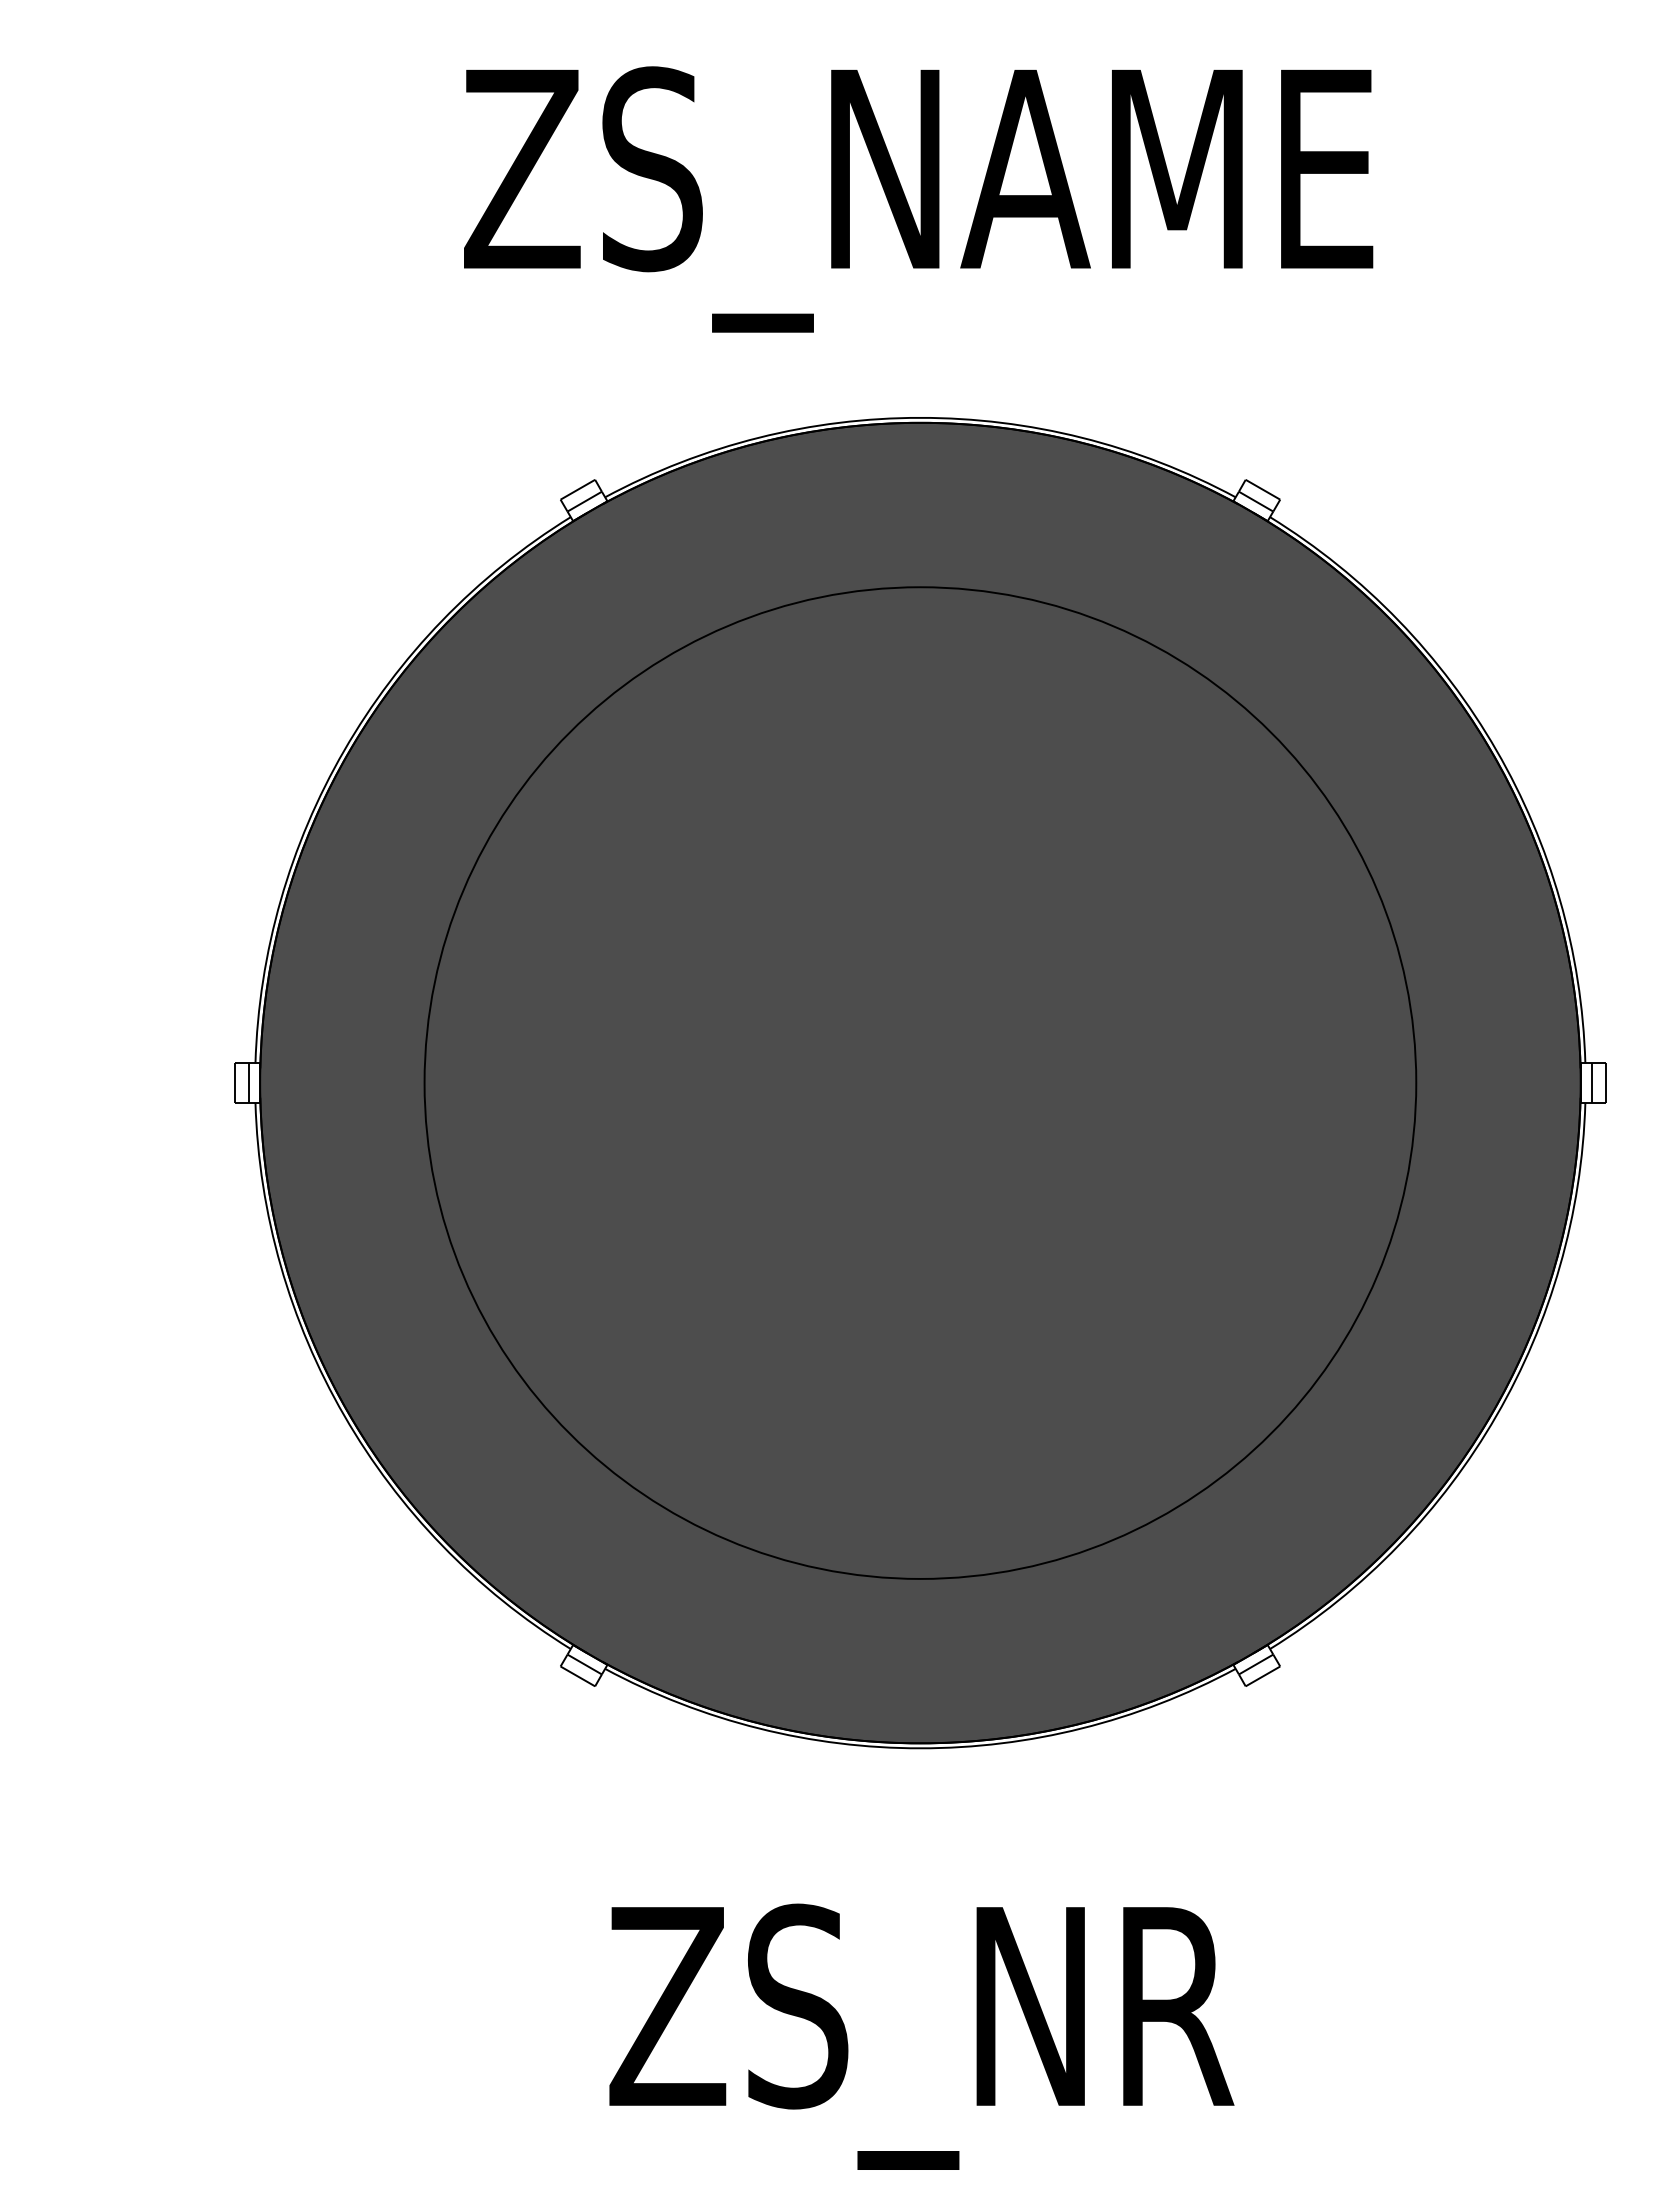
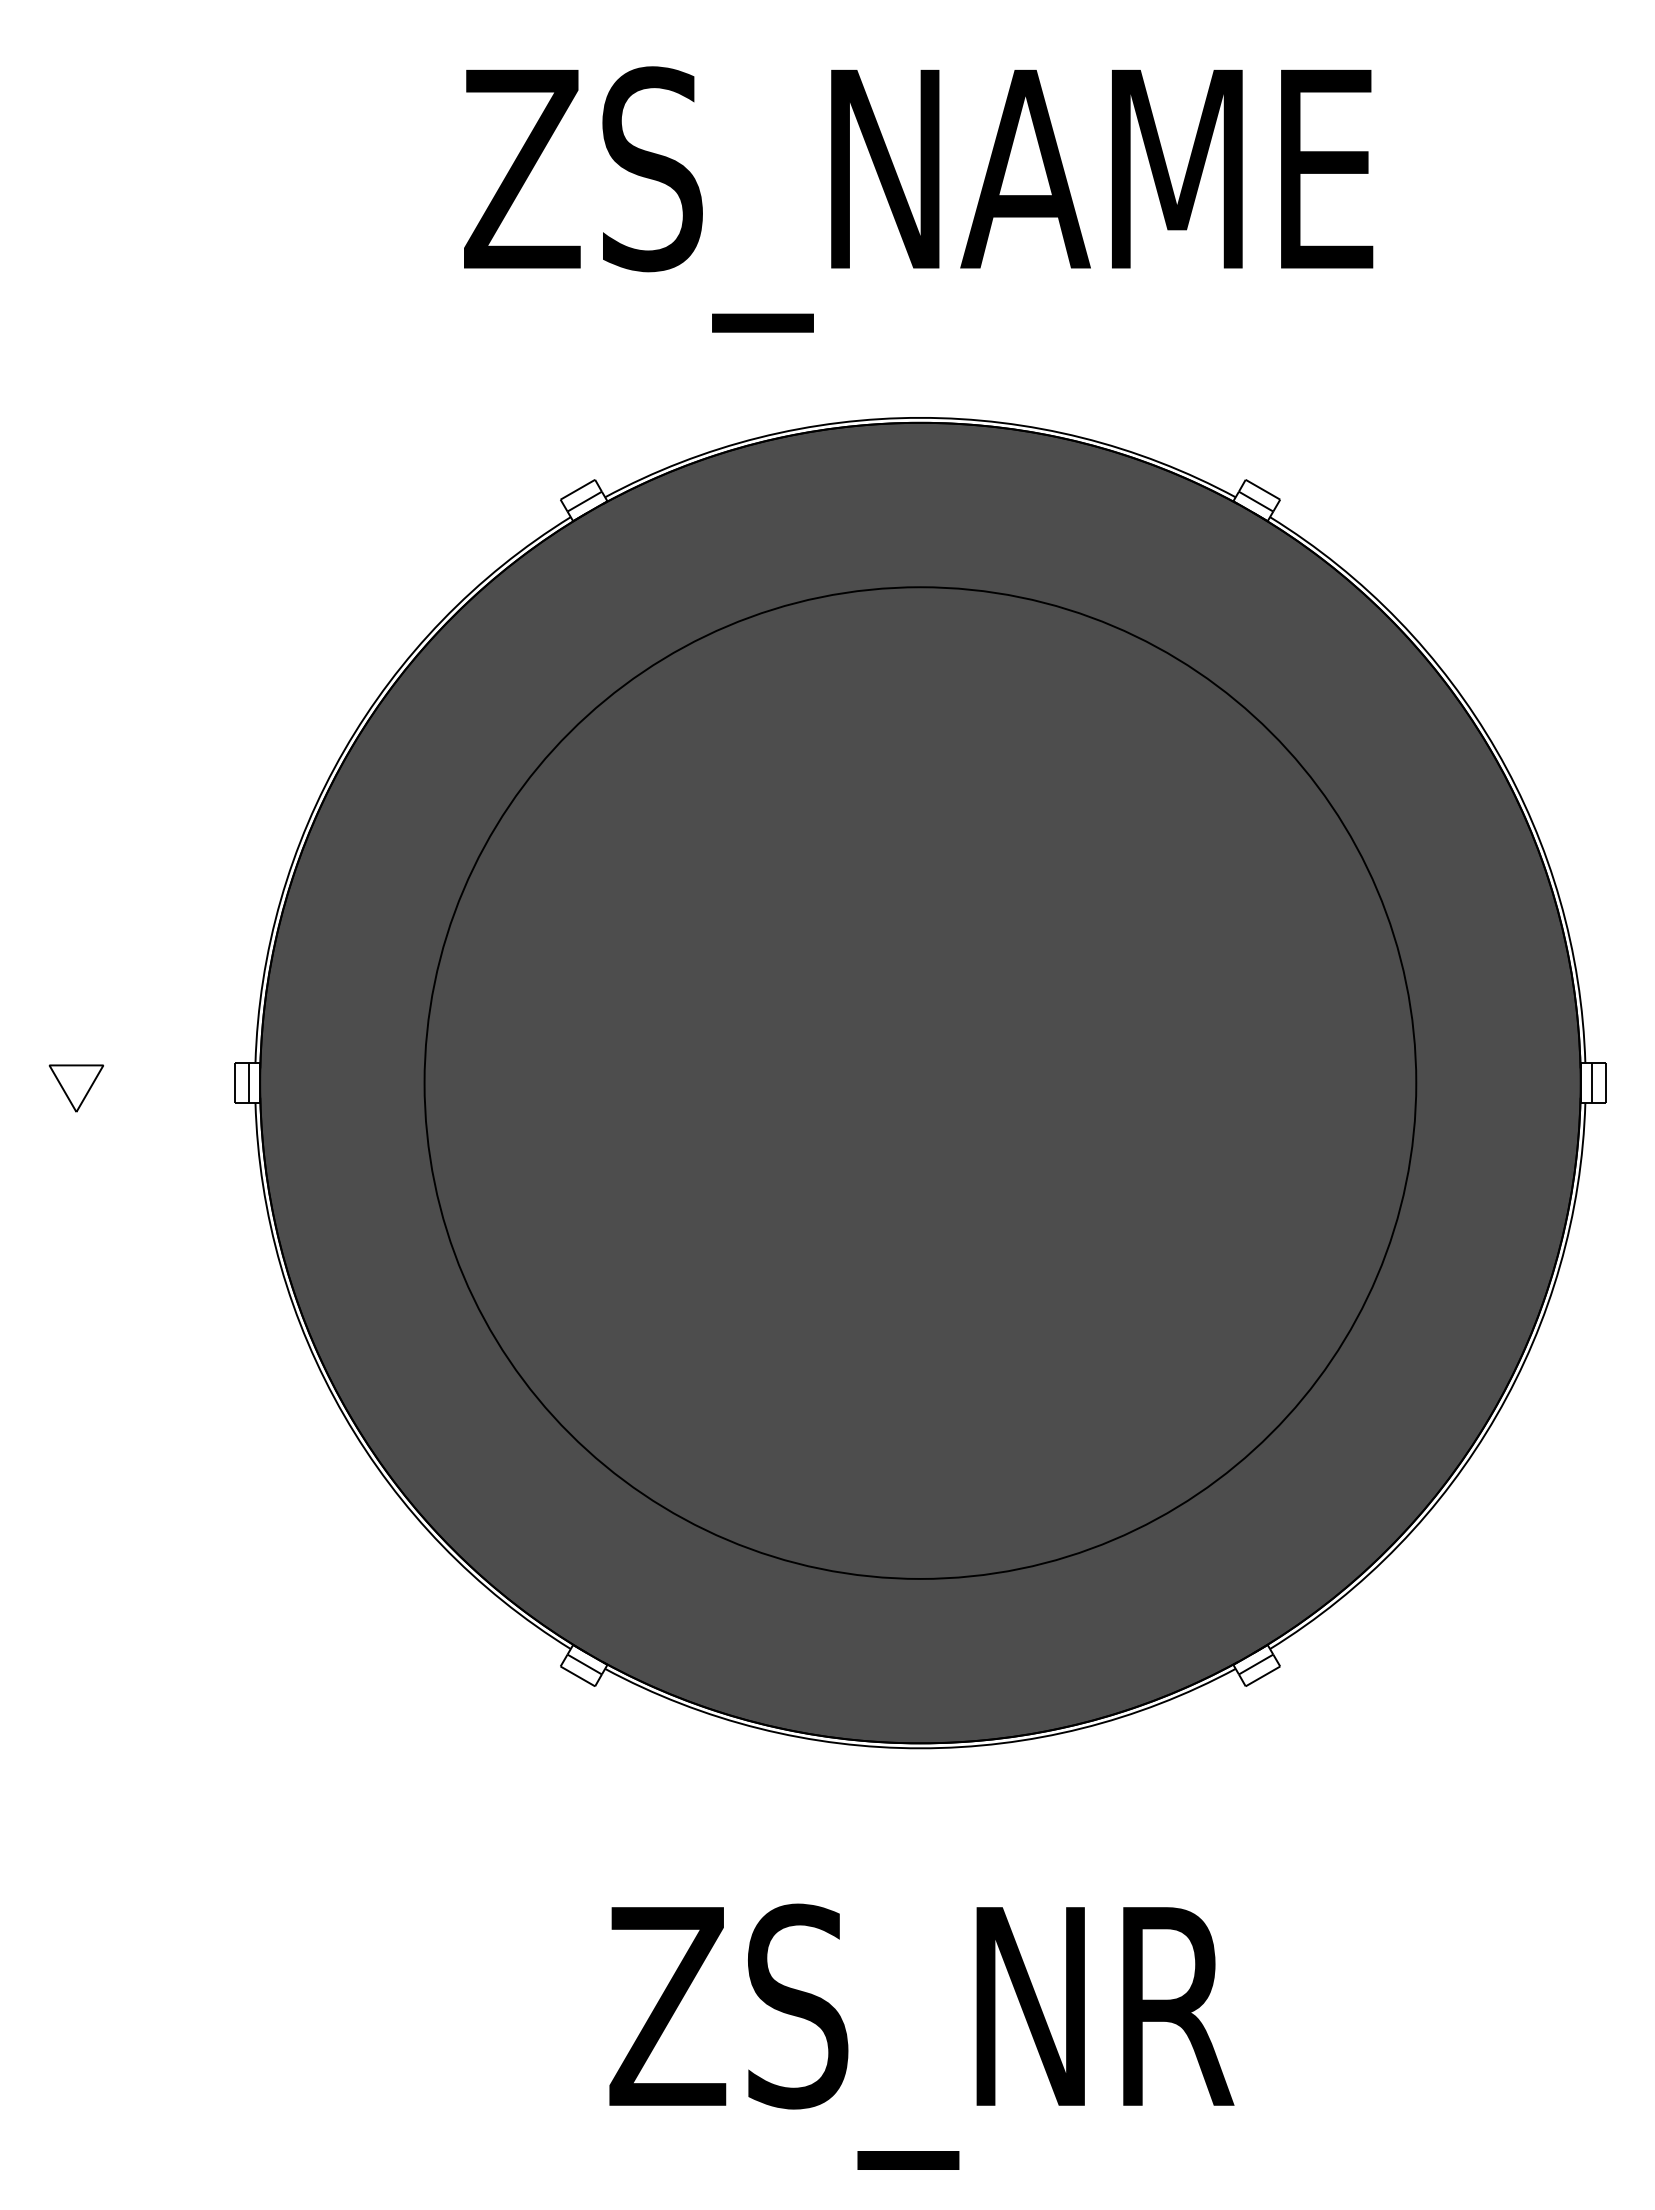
part: none -> present (75, 1088)
